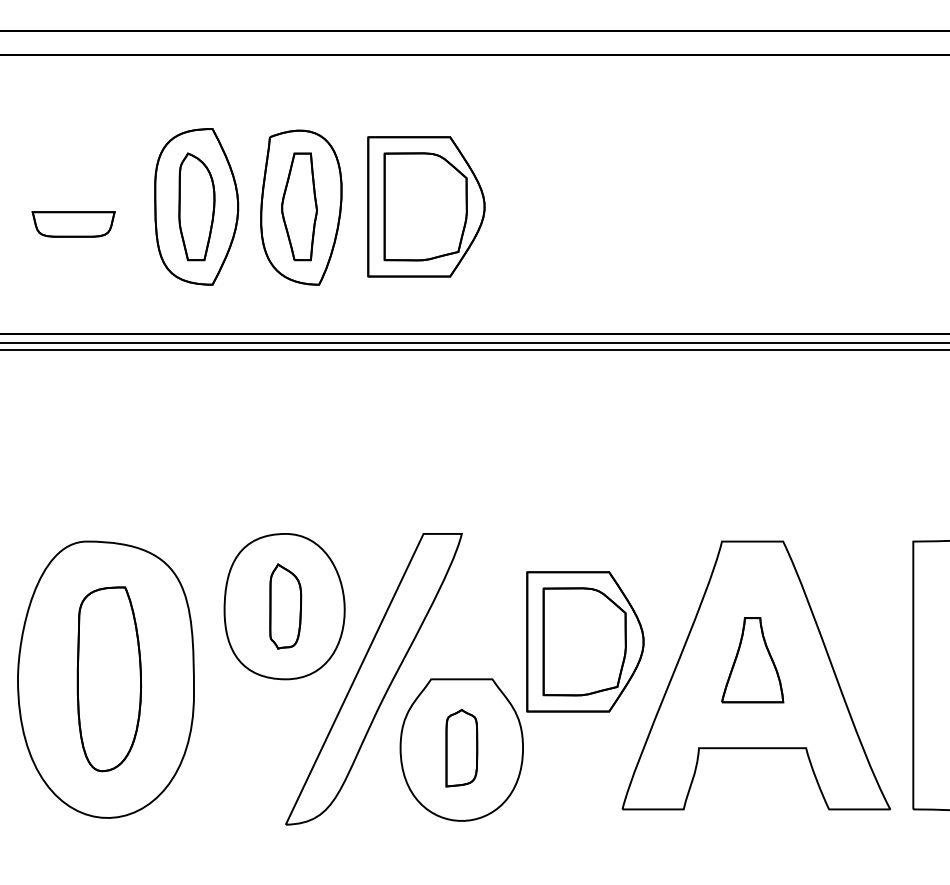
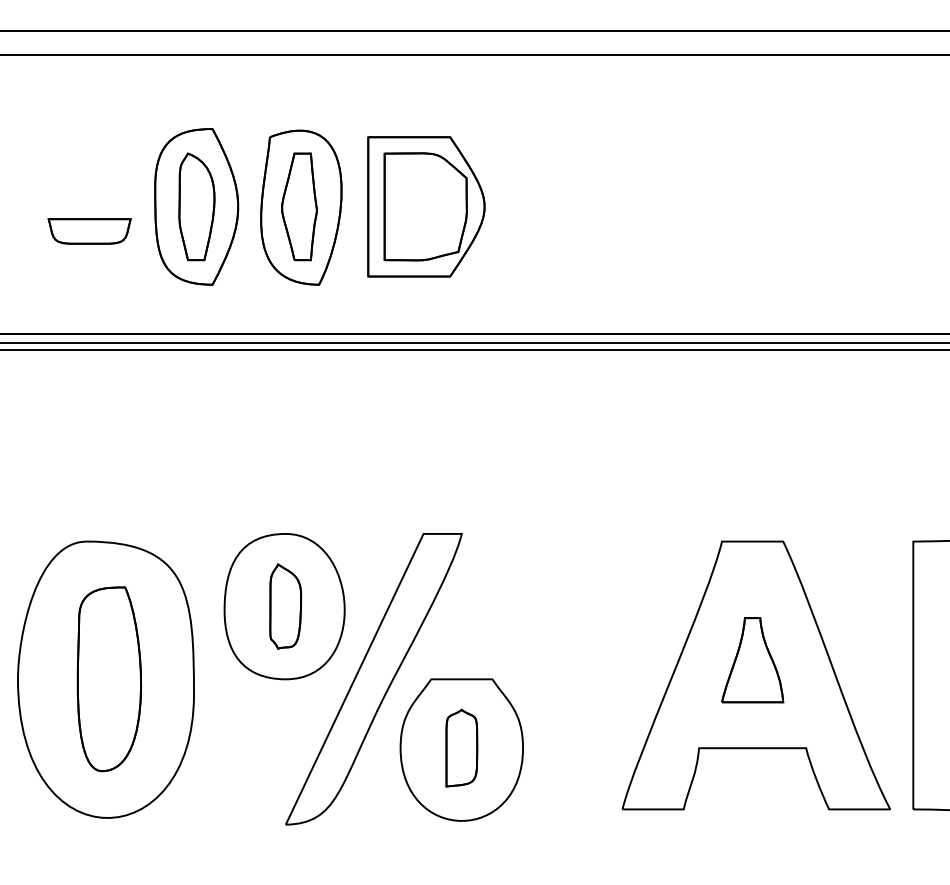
part position: (73, 224) -> (89, 231) (89, 231)
part: present -> none (585, 641)
